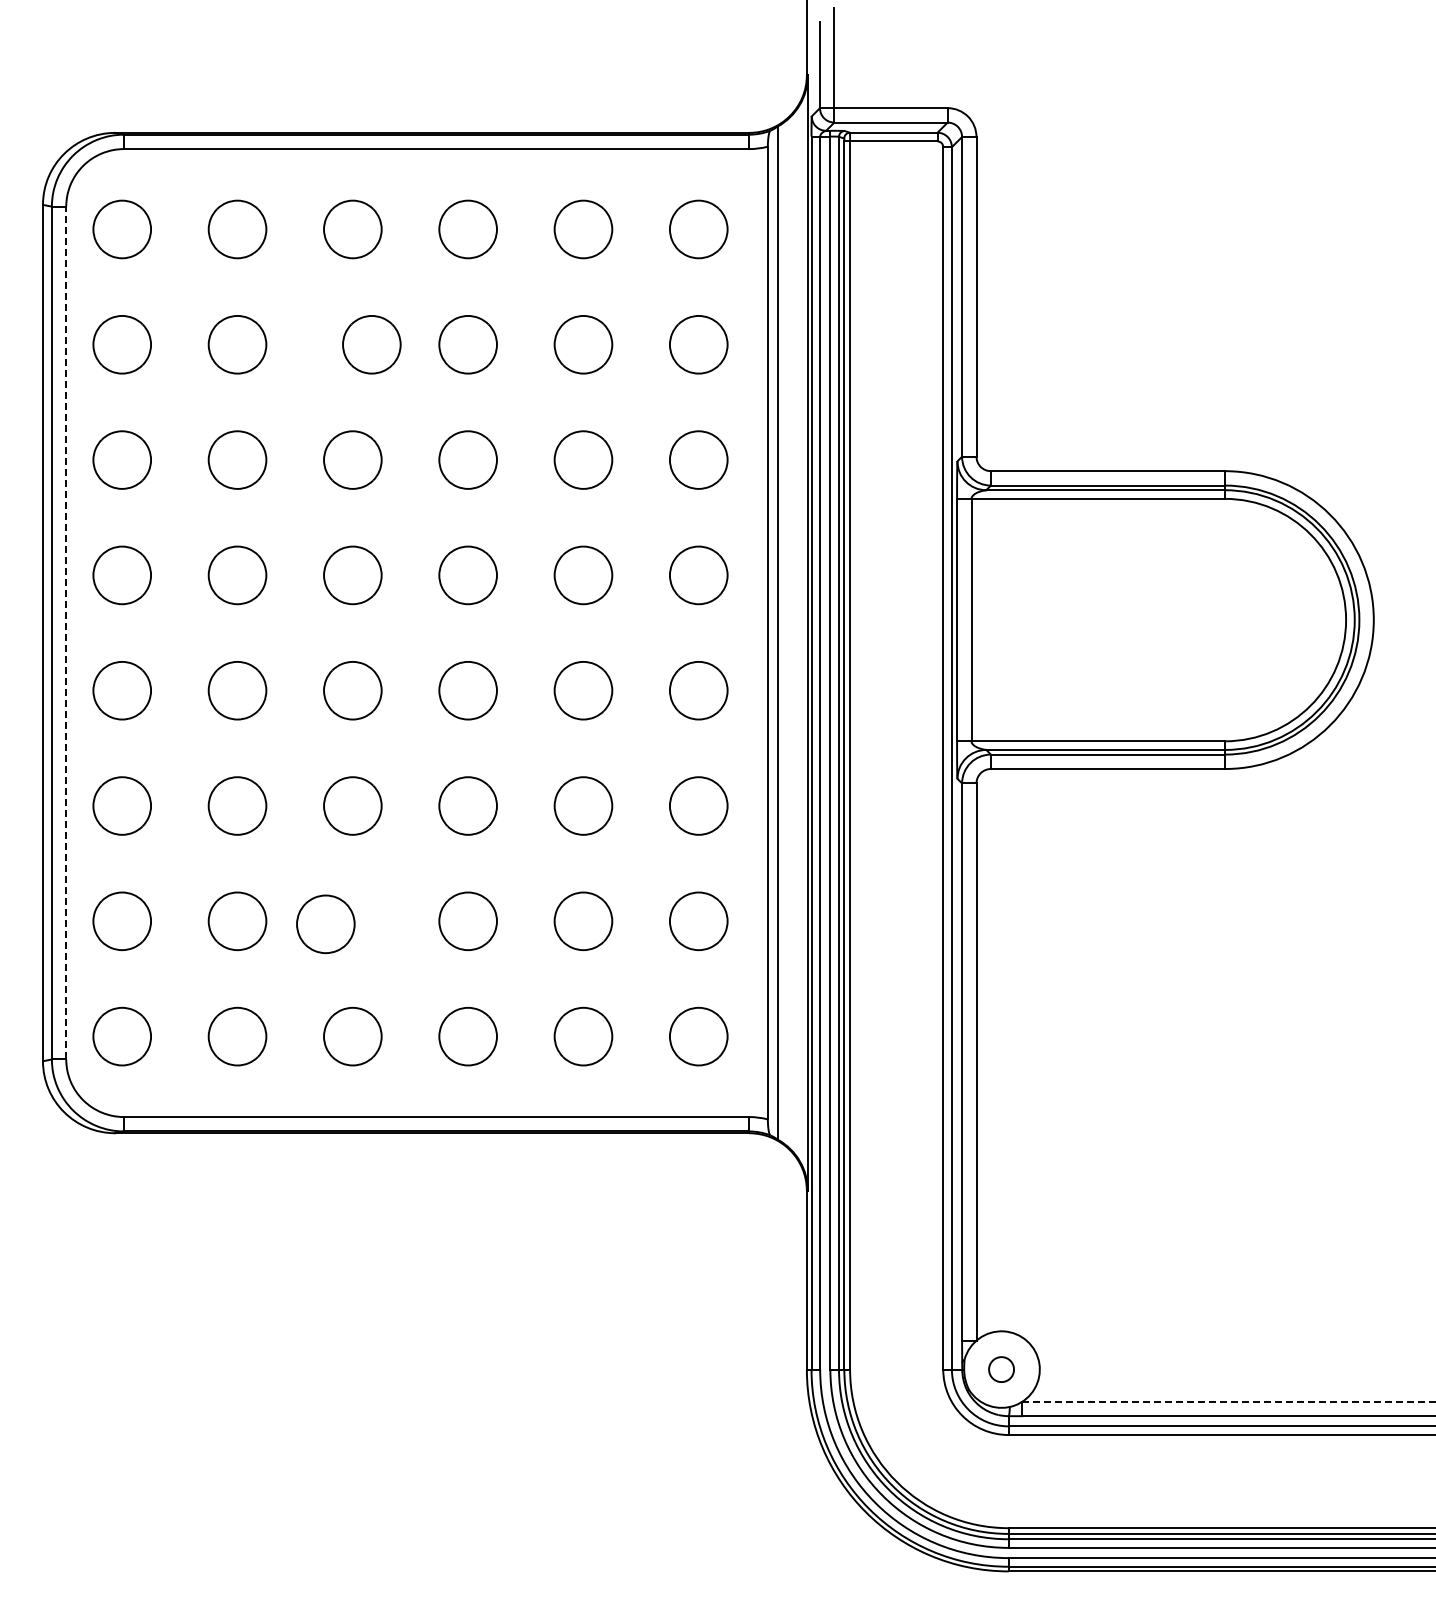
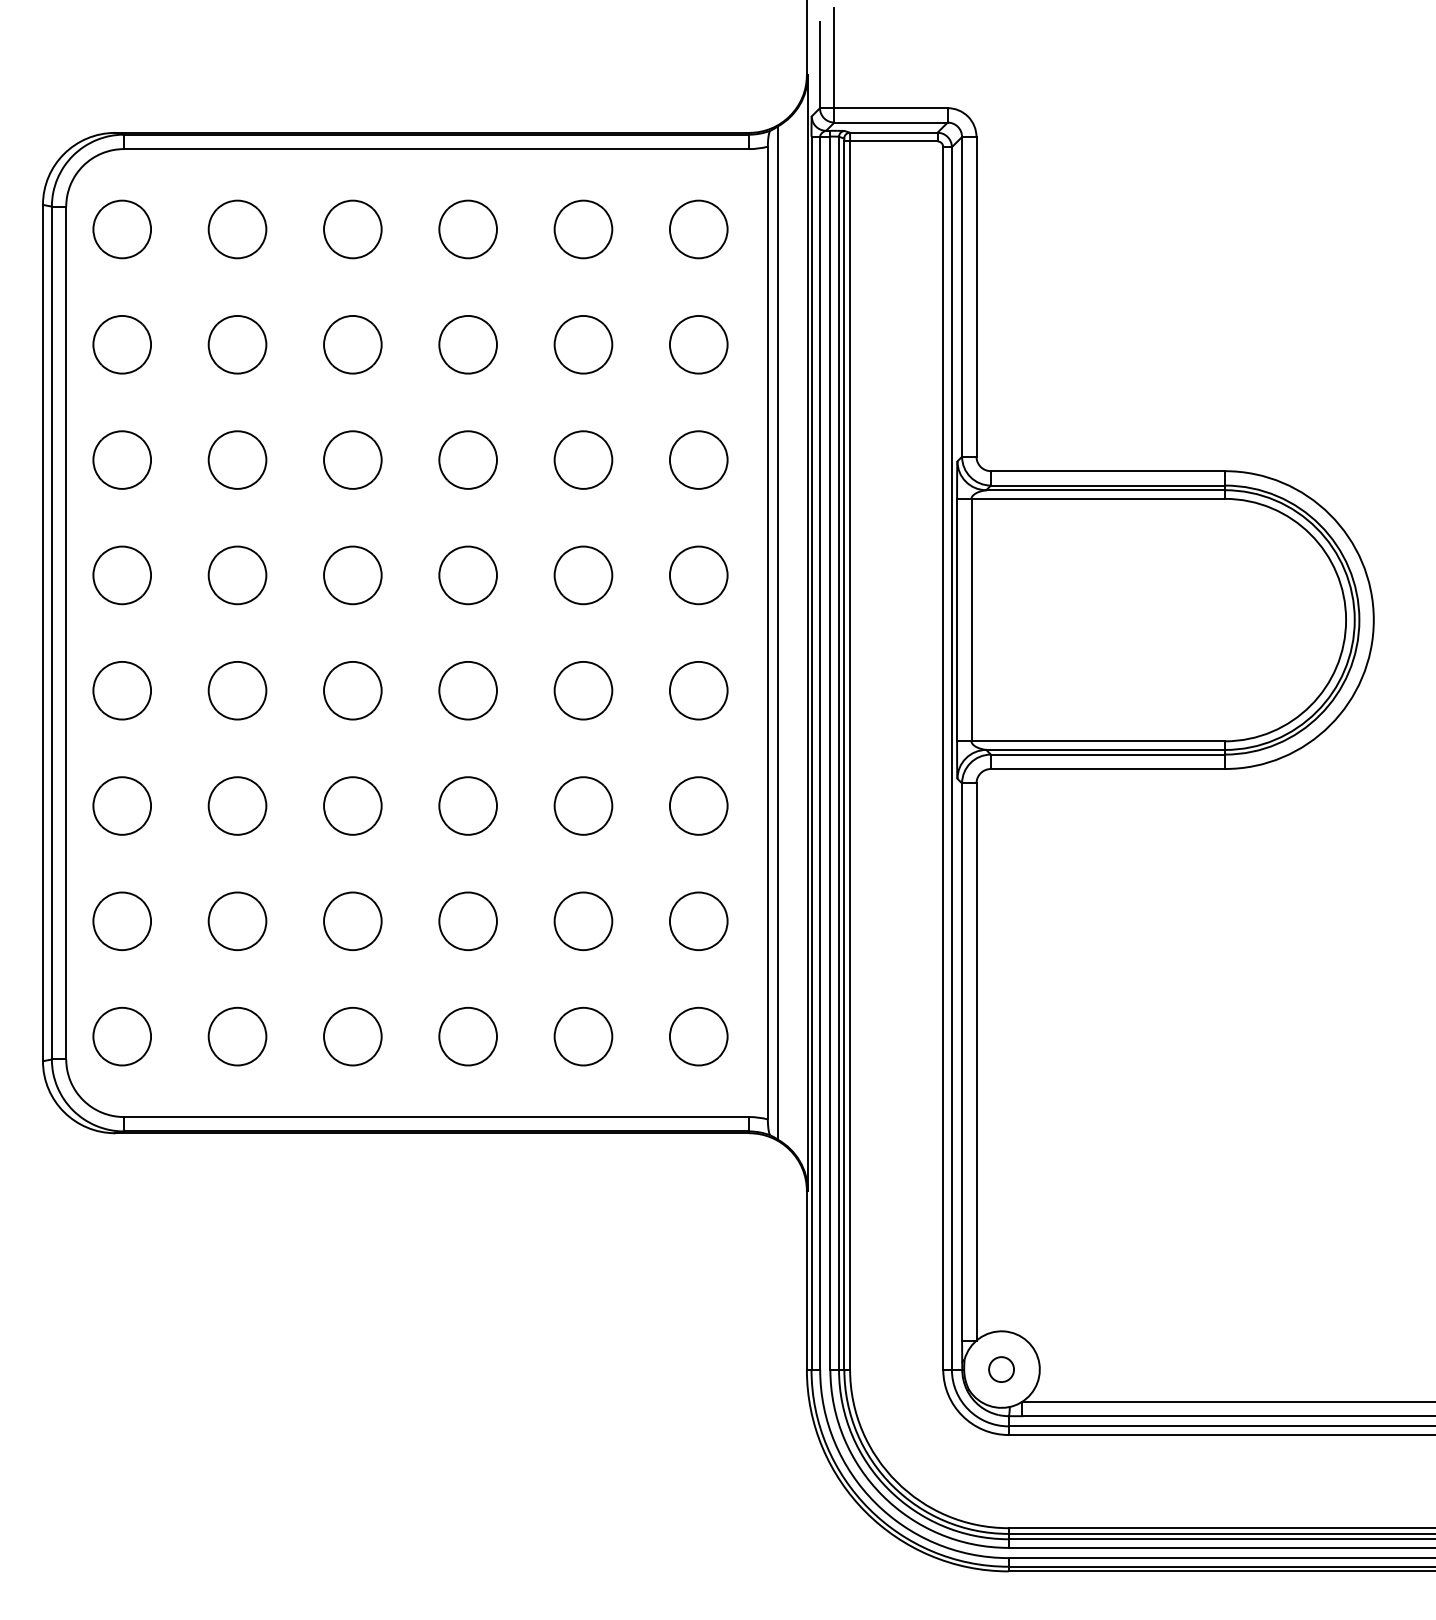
part position: (371, 344) -> (352, 344) (352, 344)
line: dashed -> solid (66, 632)
part position: (325, 923) -> (352, 920) (352, 920)
line: dashed -> solid (1229, 1401)
